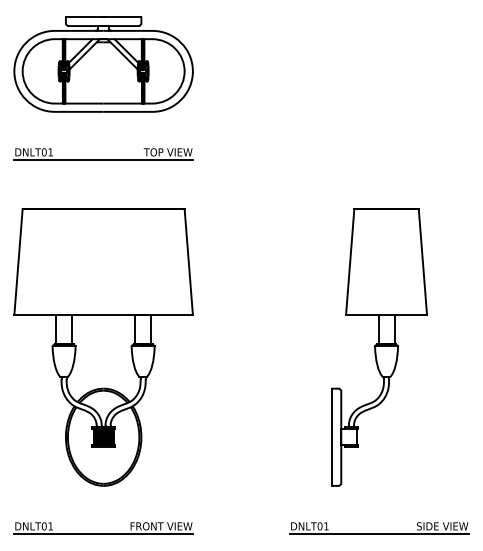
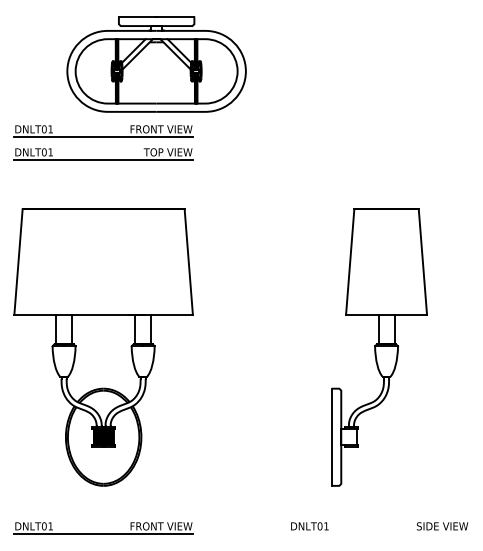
part position: (103, 64) -> (156, 64) (156, 64)
part: none -> present (103, 131)
line: present -> none (379, 534)
